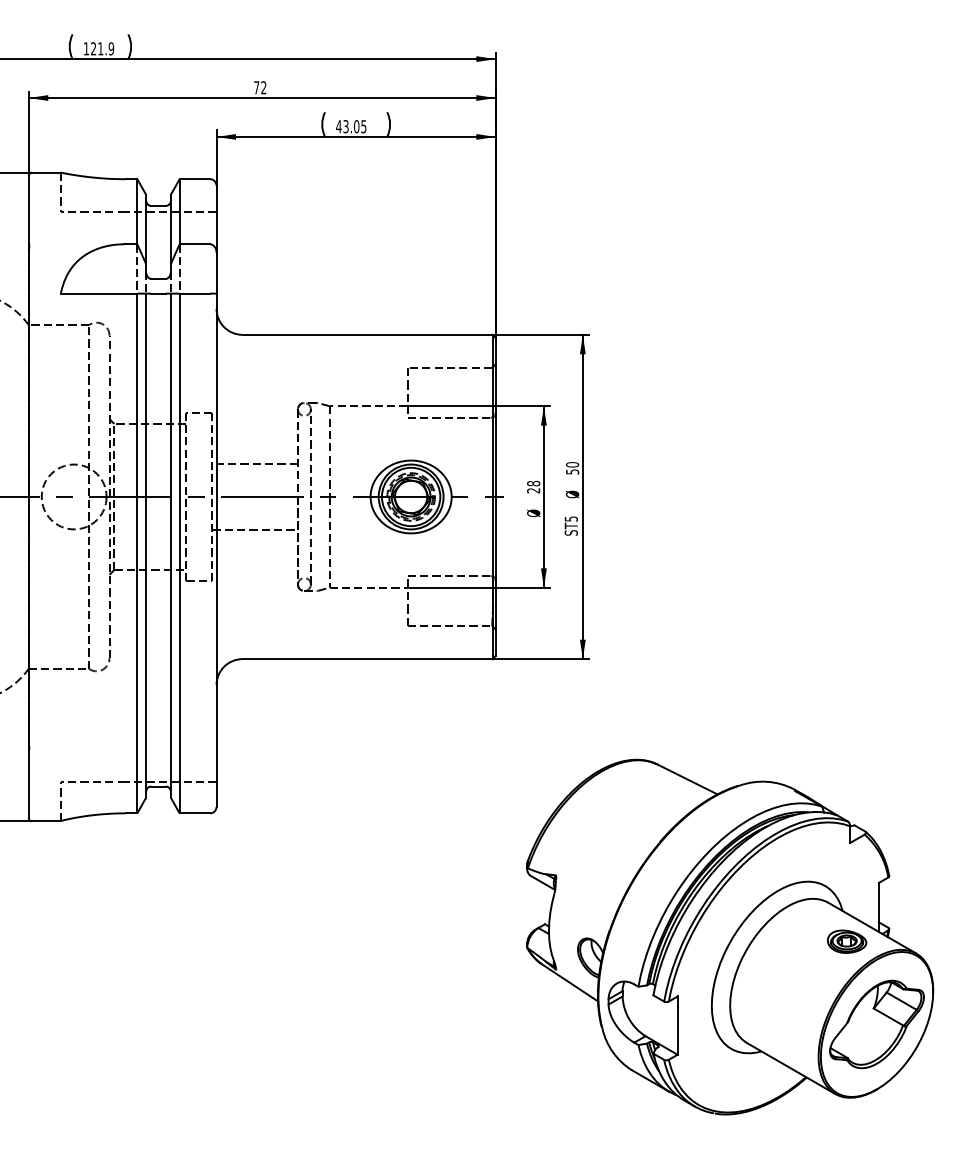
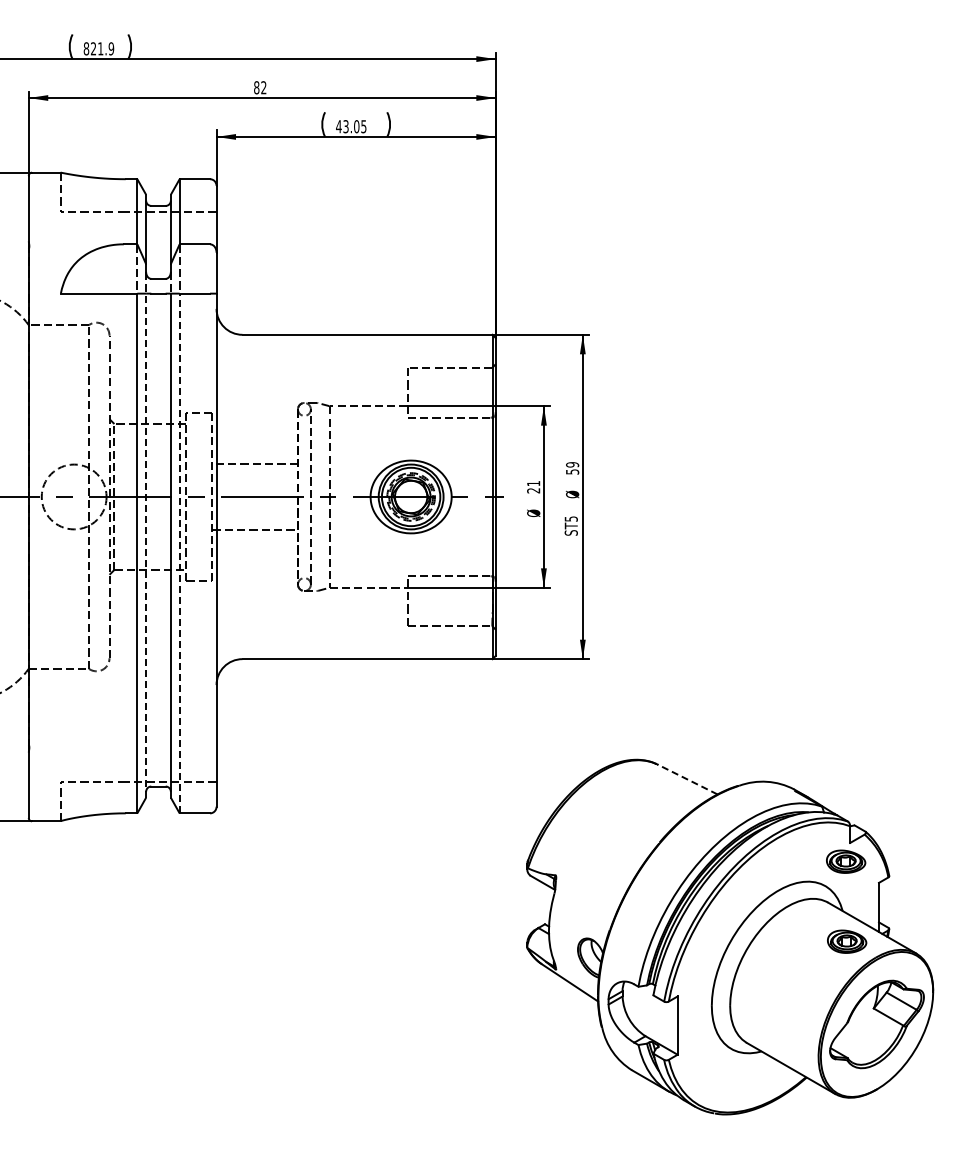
text: 121.9 -> 821.9 (86, 48)
text: 72 -> 82 (256, 87)
text: 50 -> 59 (572, 464)
text: 28 -> 21 (533, 483)
line: solid -> dashed (146, 545)
line: solid -> dashed (179, 553)
line: solid -> dashed (687, 779)
part: none -> present (846, 861)
